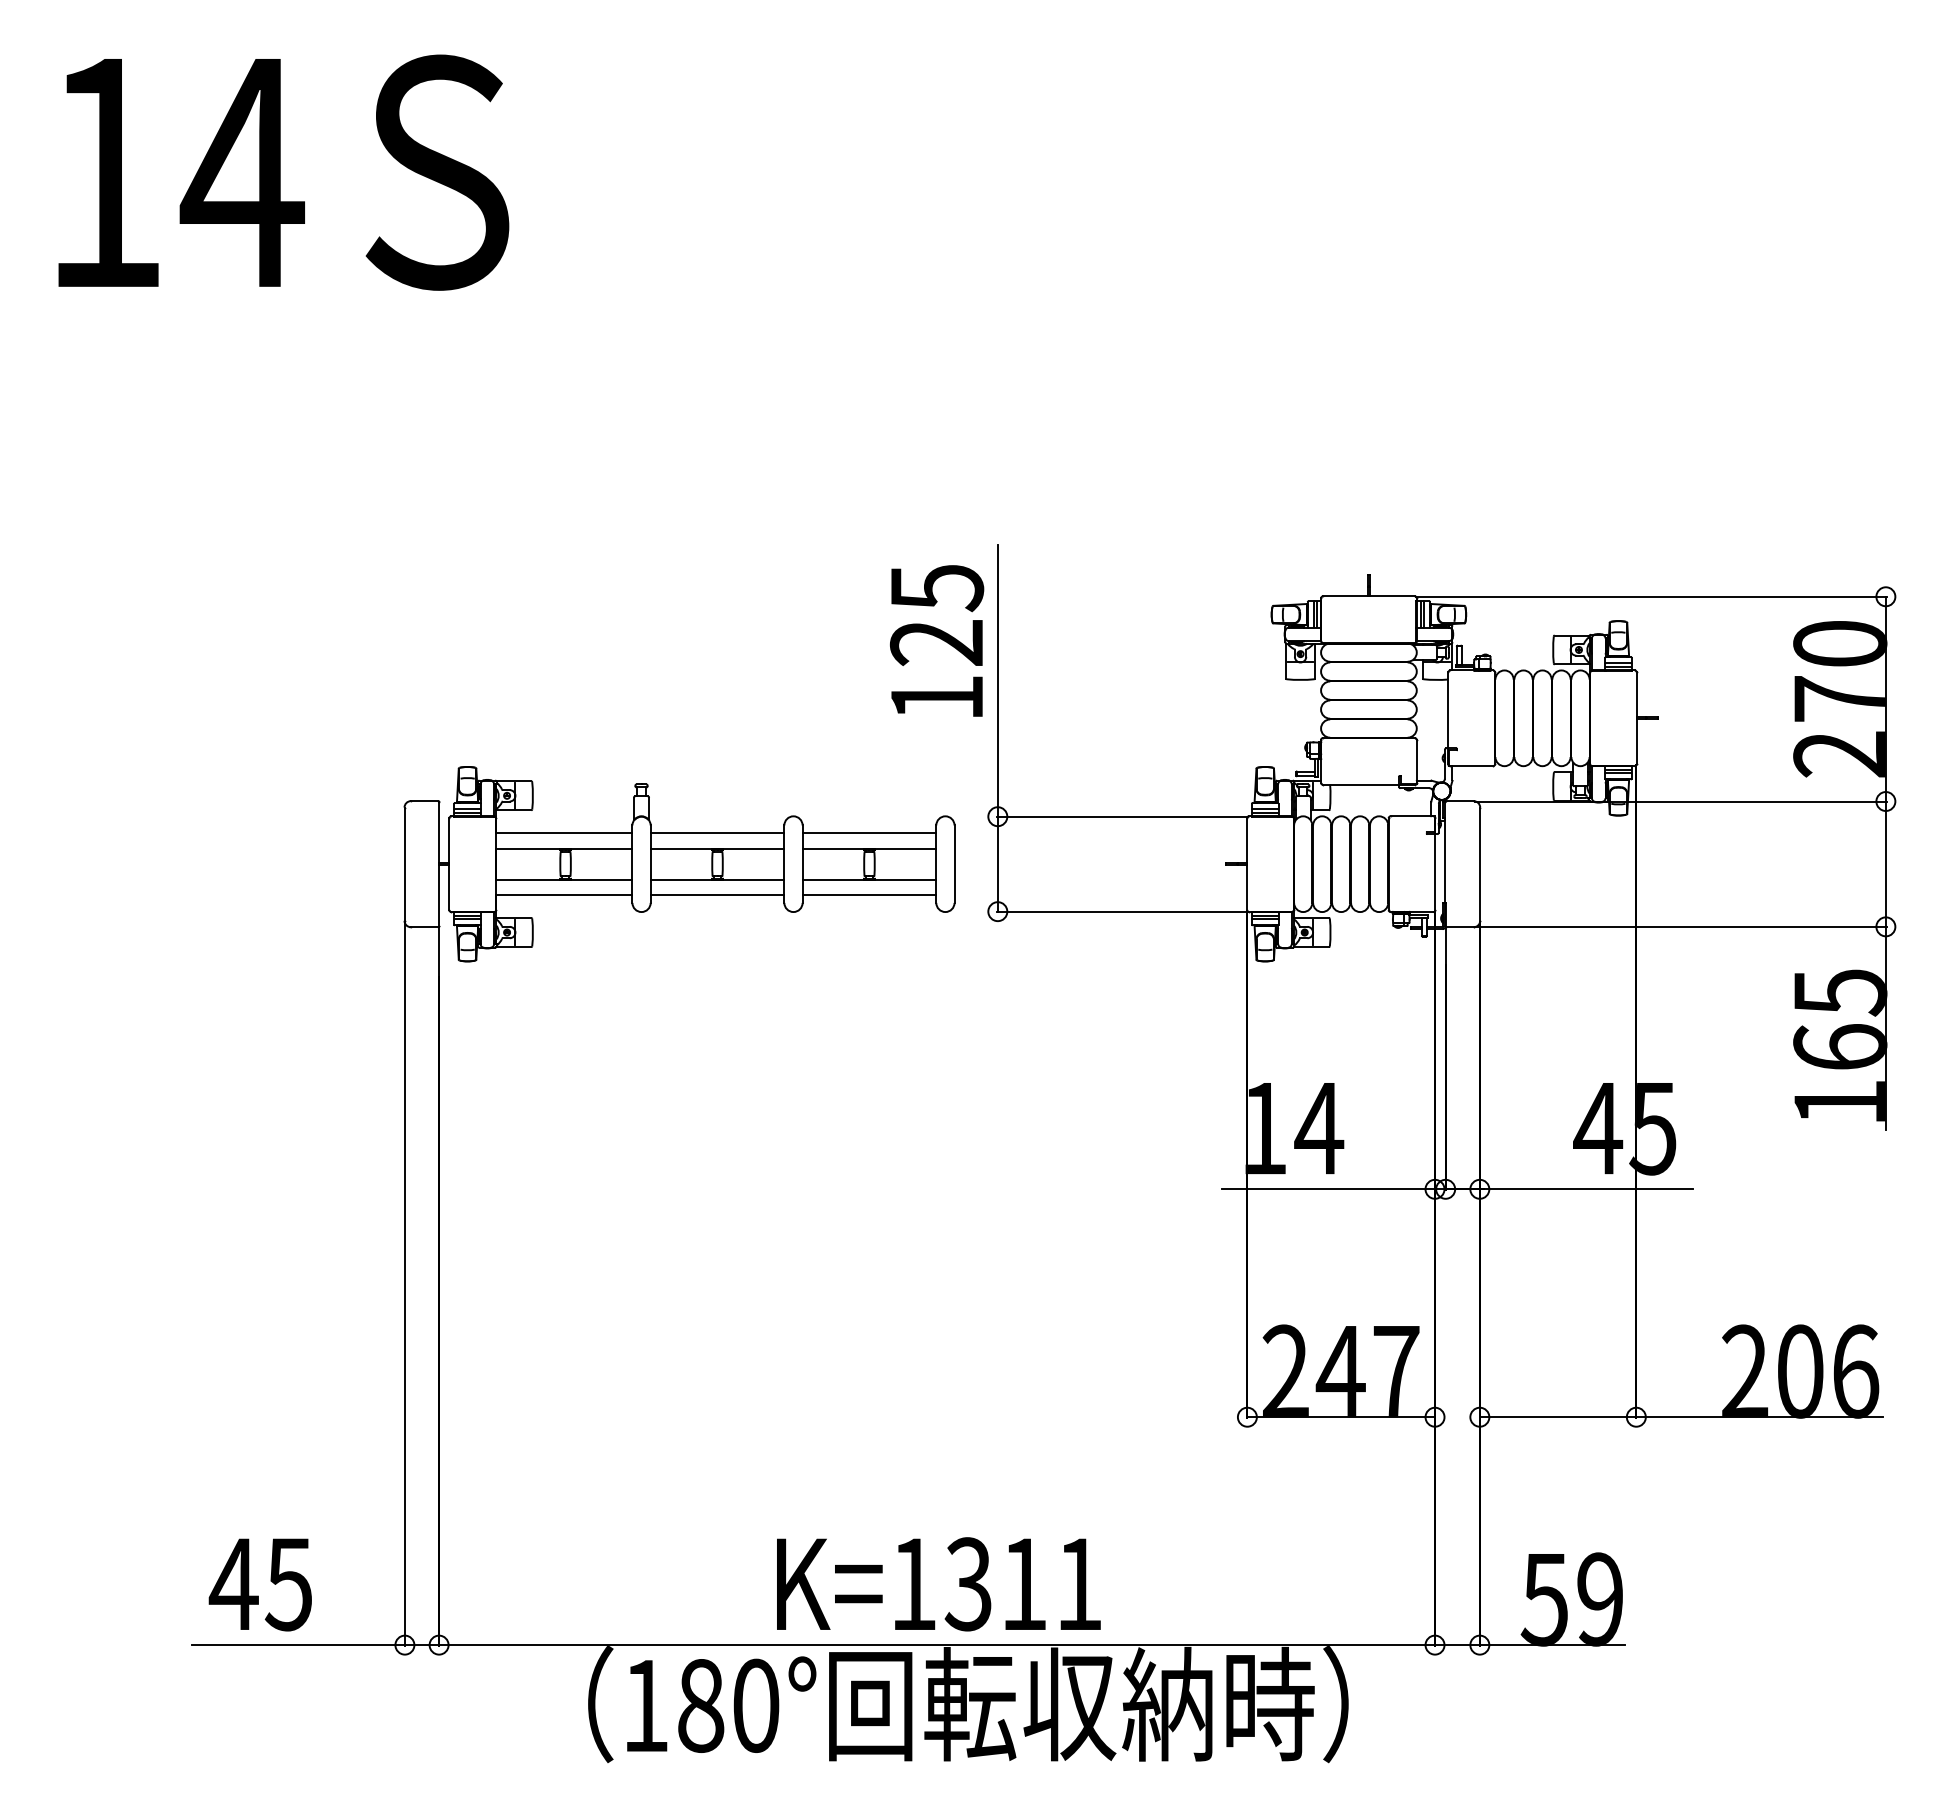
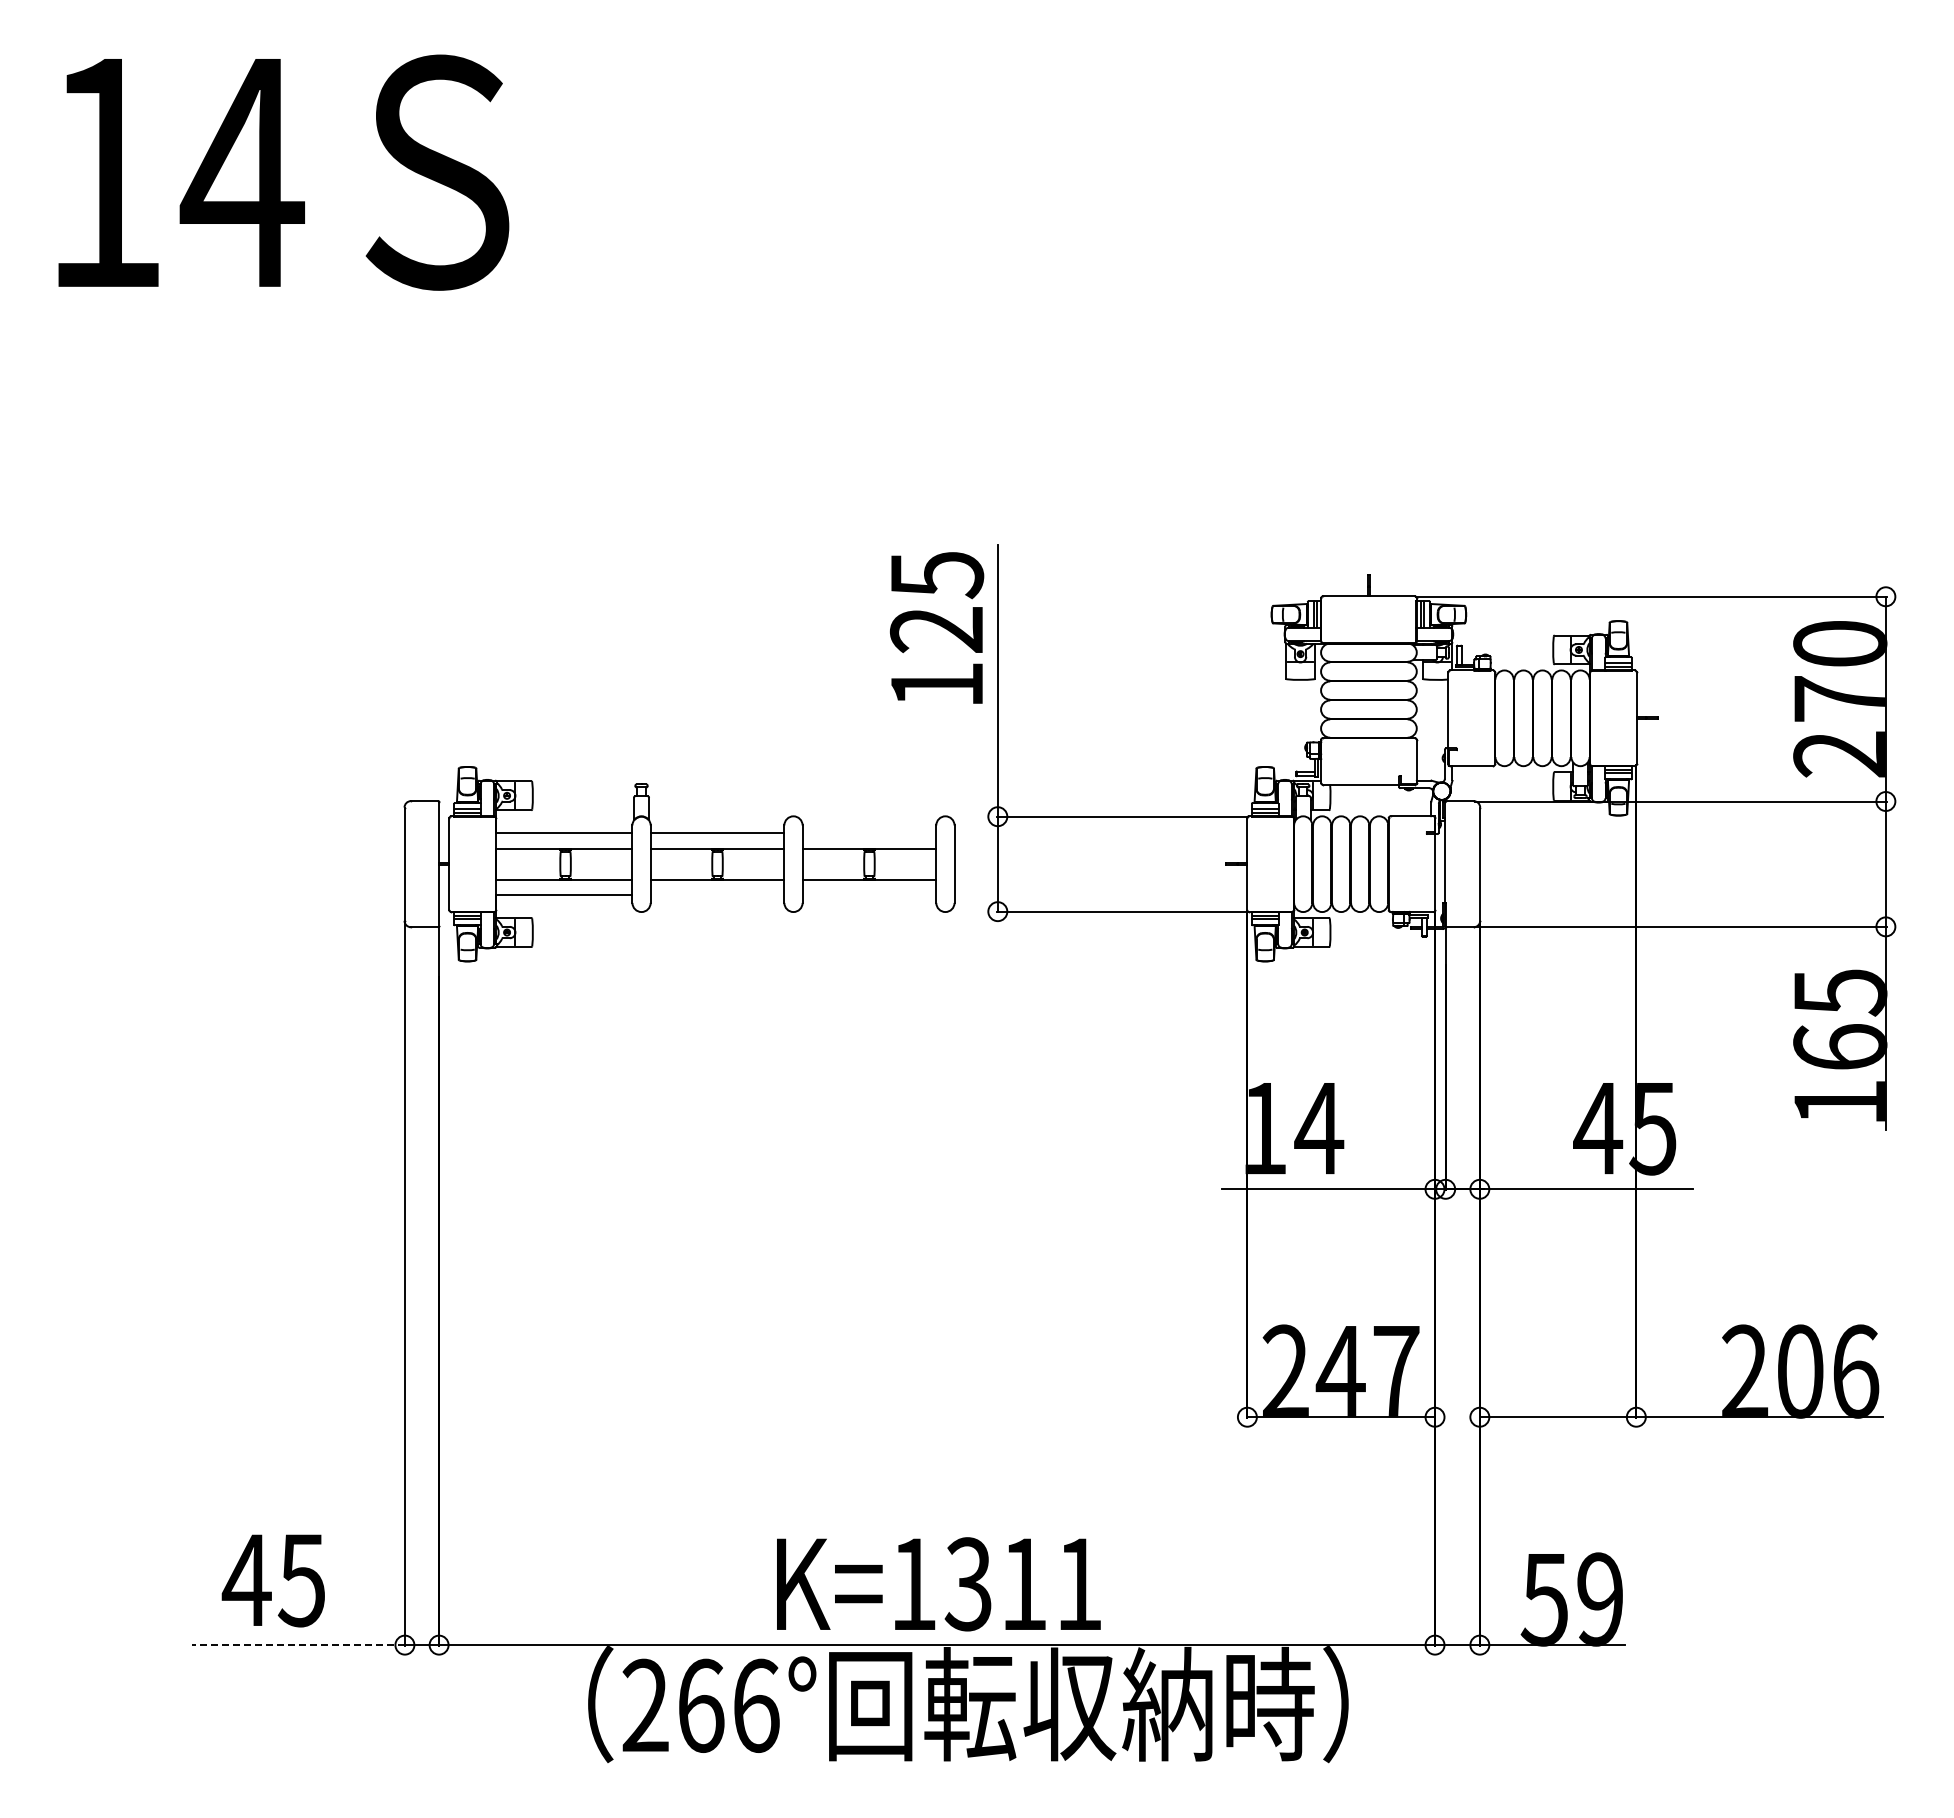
text position: (937, 640) -> (937, 627) (937, 627)
line: present -> none (869, 833)
line: present -> none (717, 894)
line: present -> none (869, 894)
text position: (259, 1584) -> (272, 1580) (272, 1580)
line: solid -> dashed (298, 1645)
text: 180° -> 266° (700, 1705)
